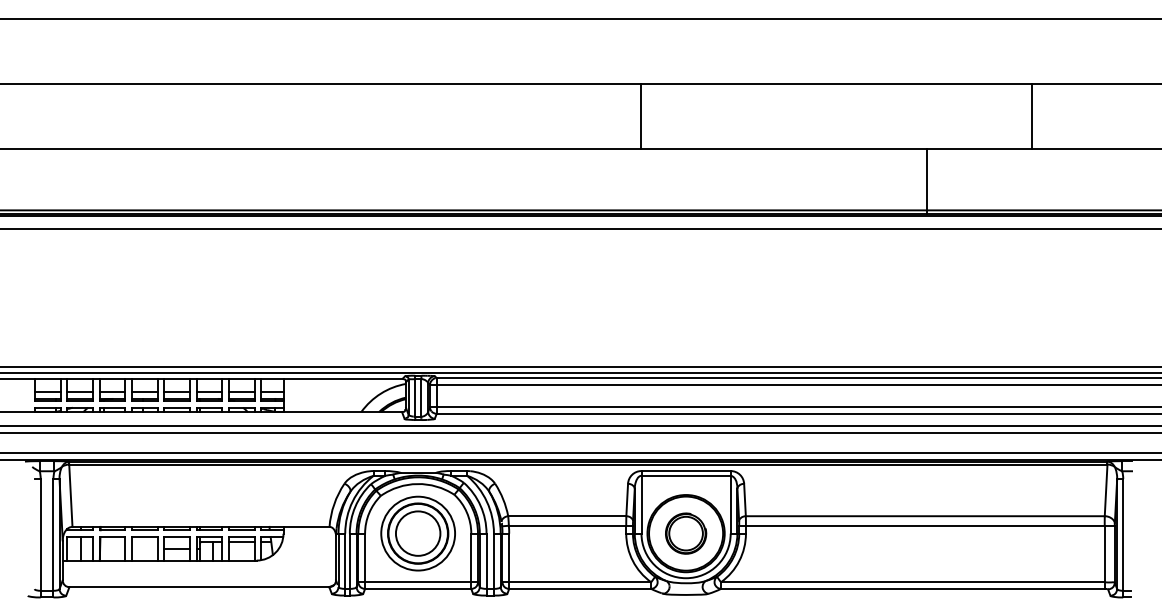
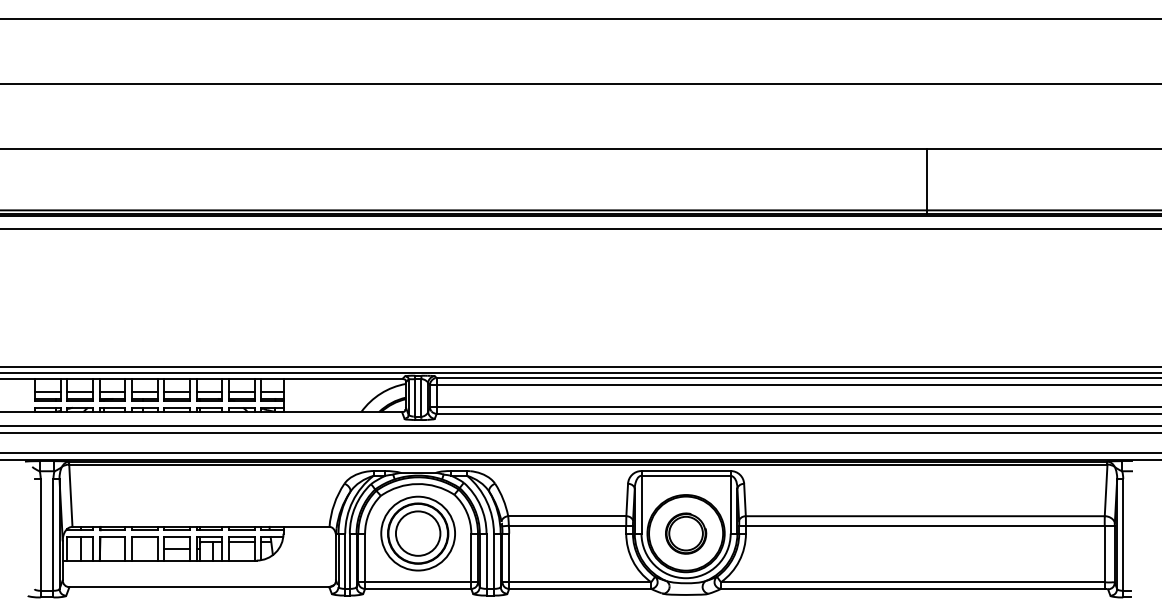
line: present -> none (641, 115)
line: present -> none (1031, 115)
